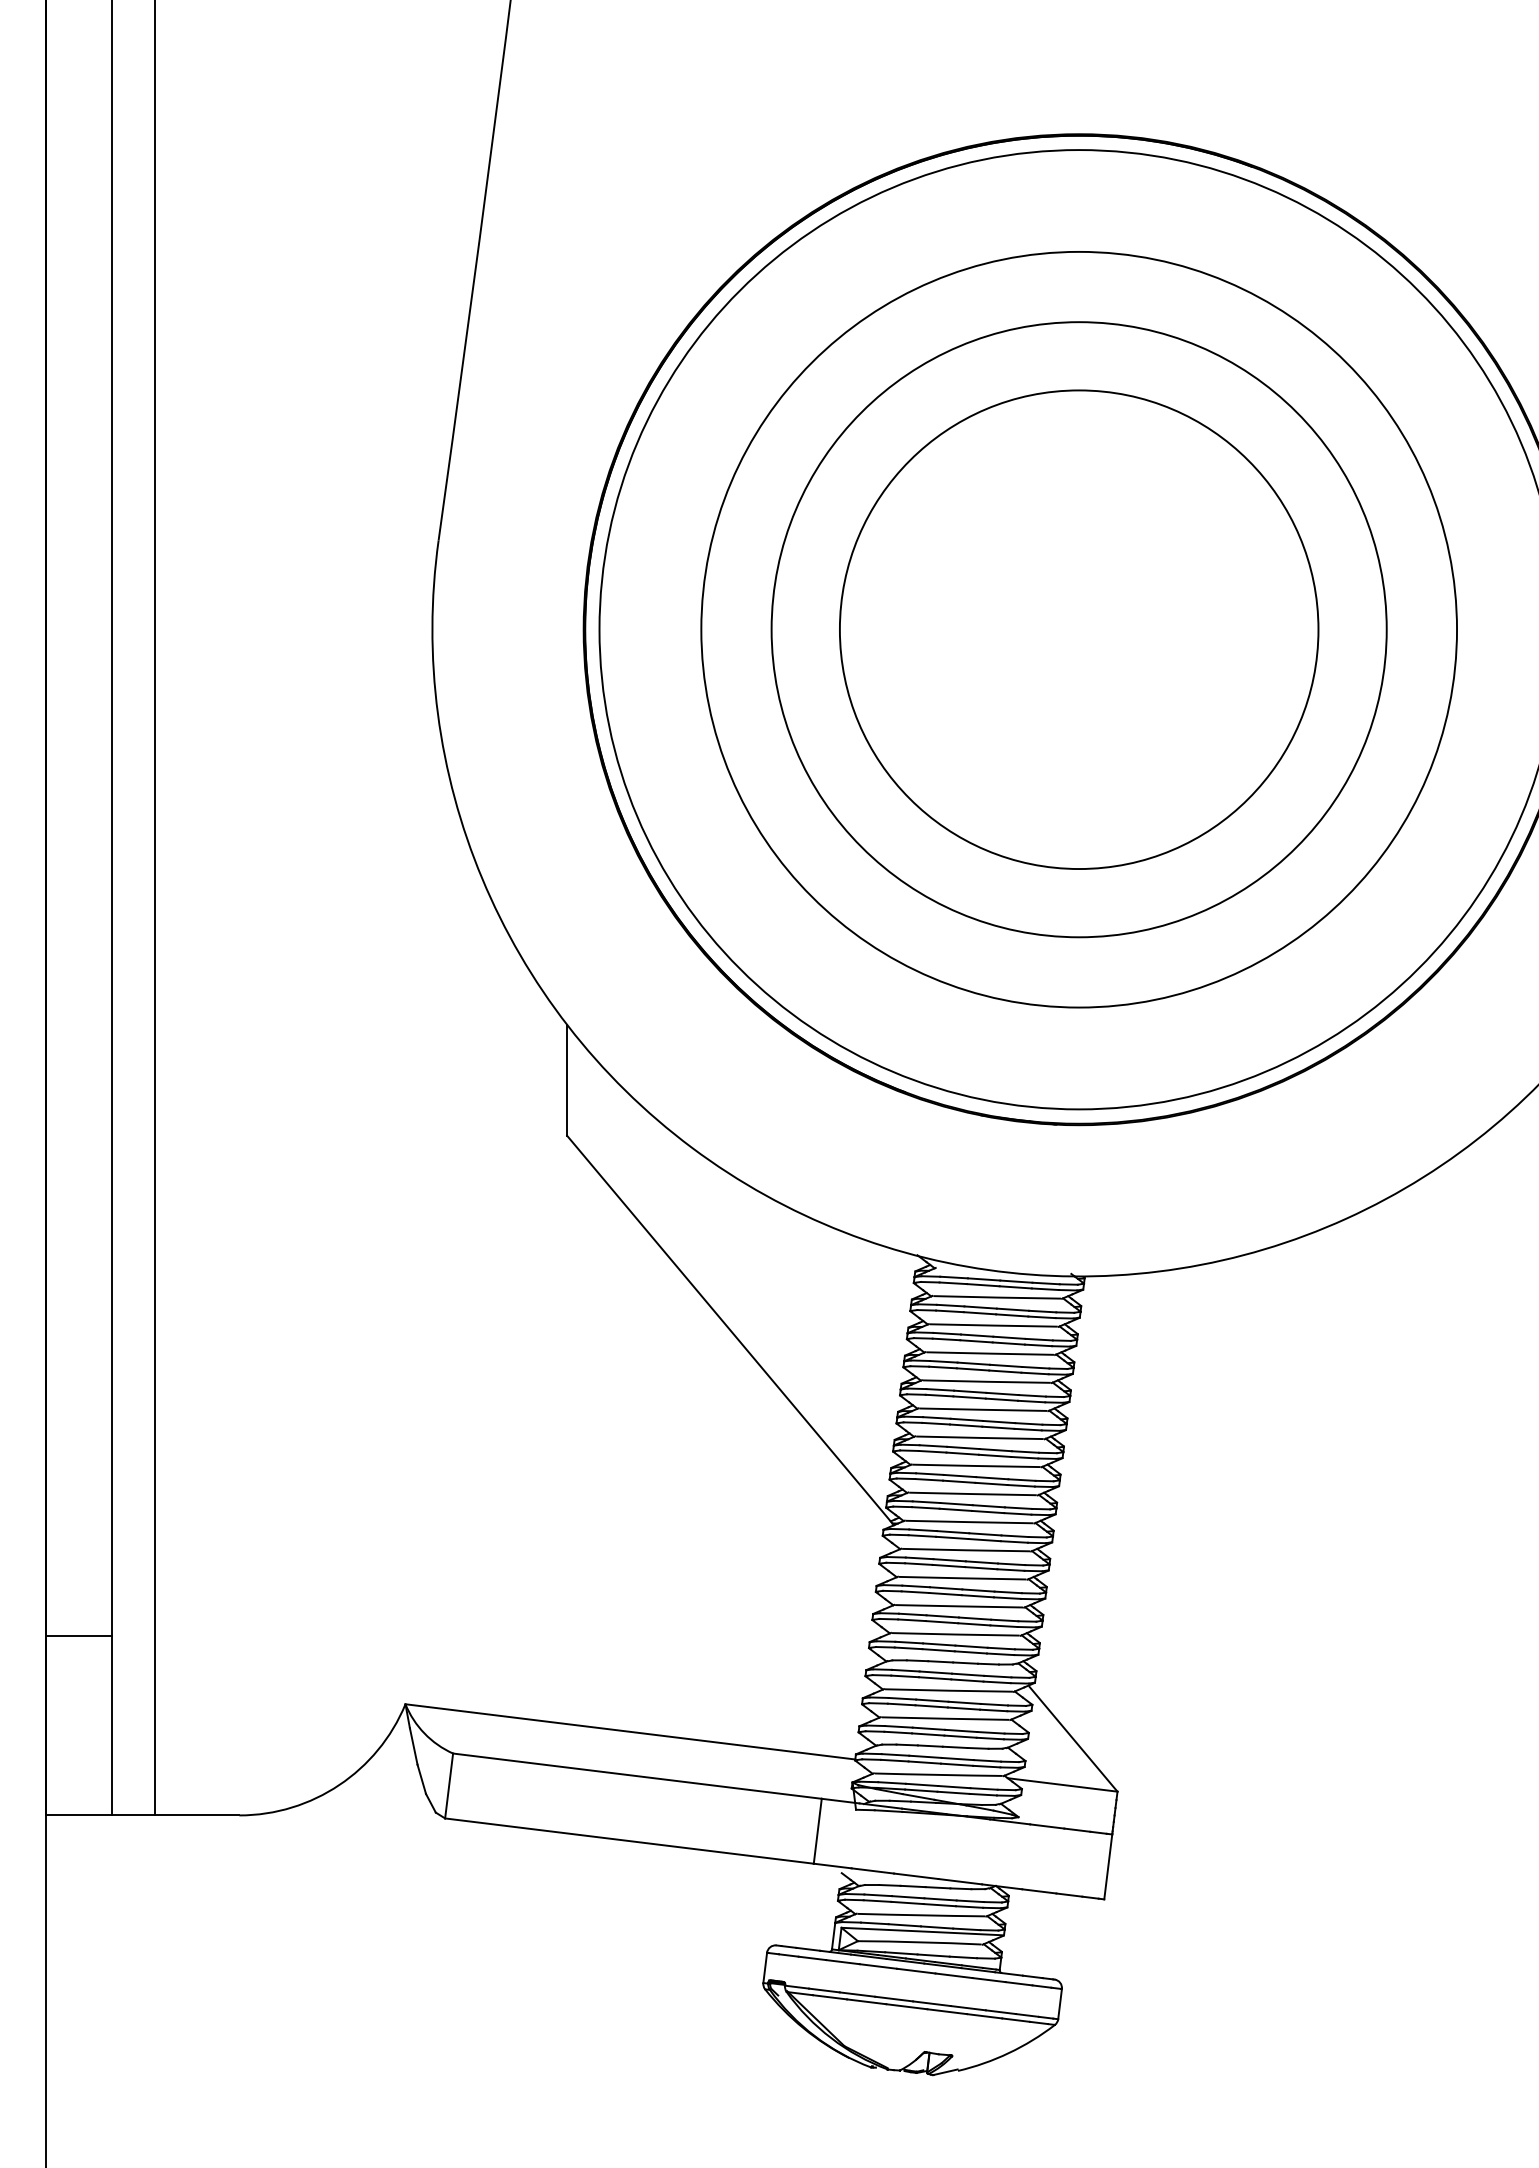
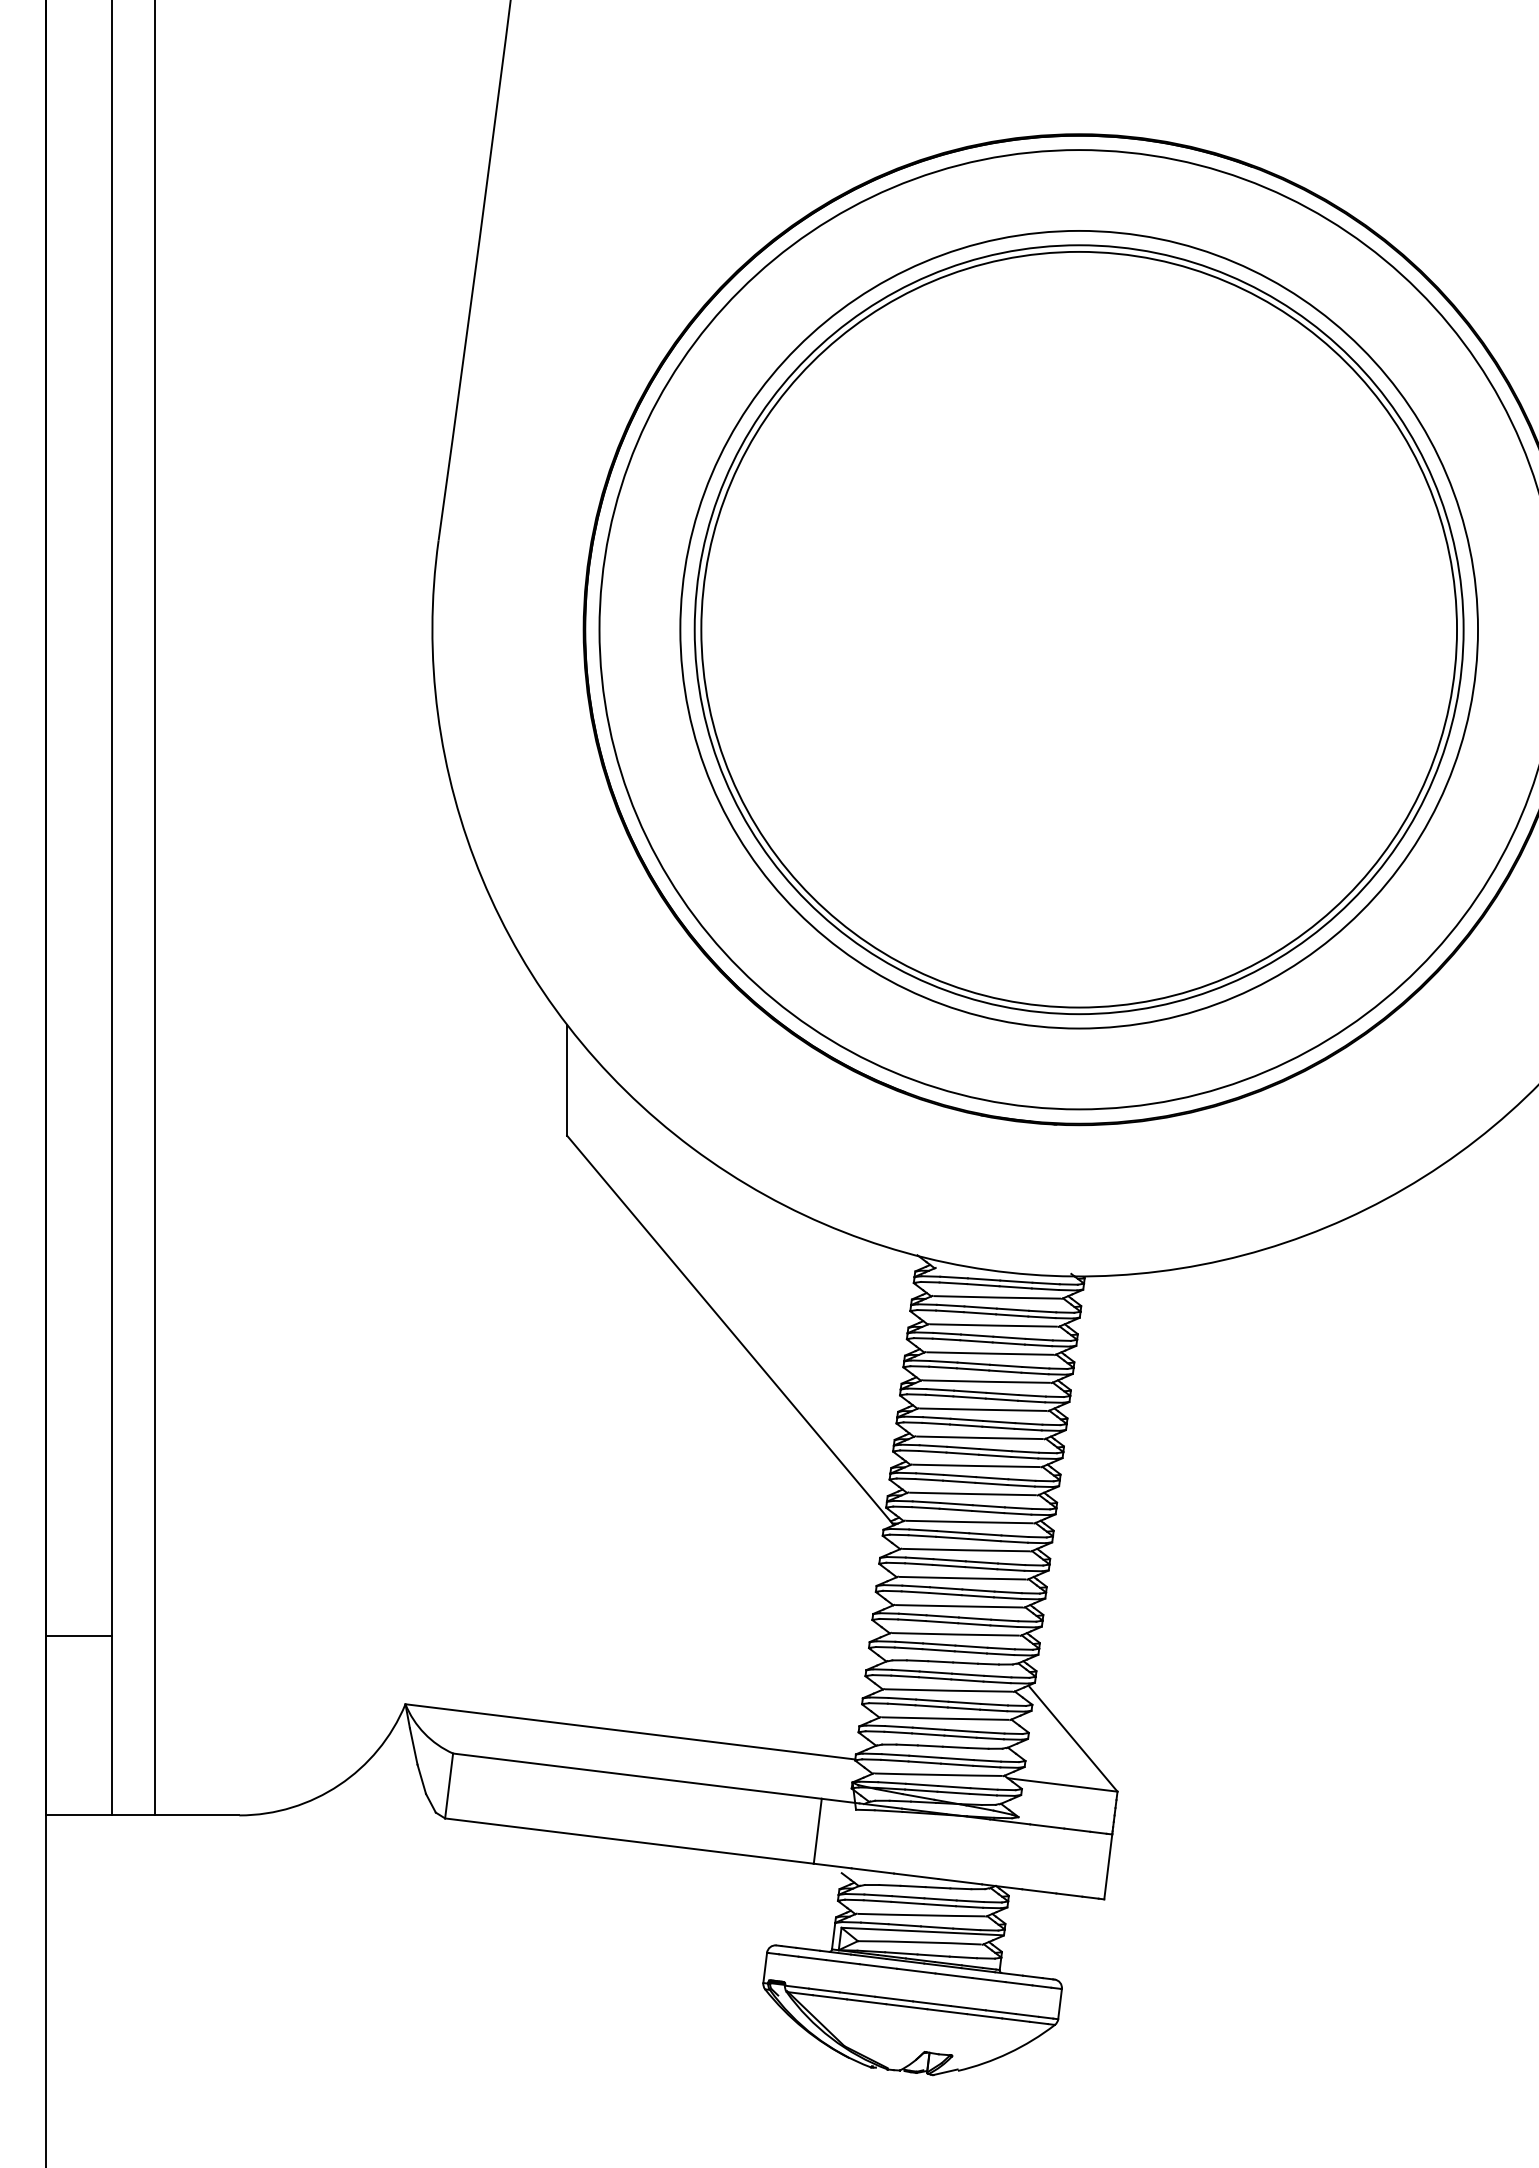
circle diameter: 479 px -> 798 px (1079, 629)
circle diameter: 615 px -> 769 px (1078, 629)
